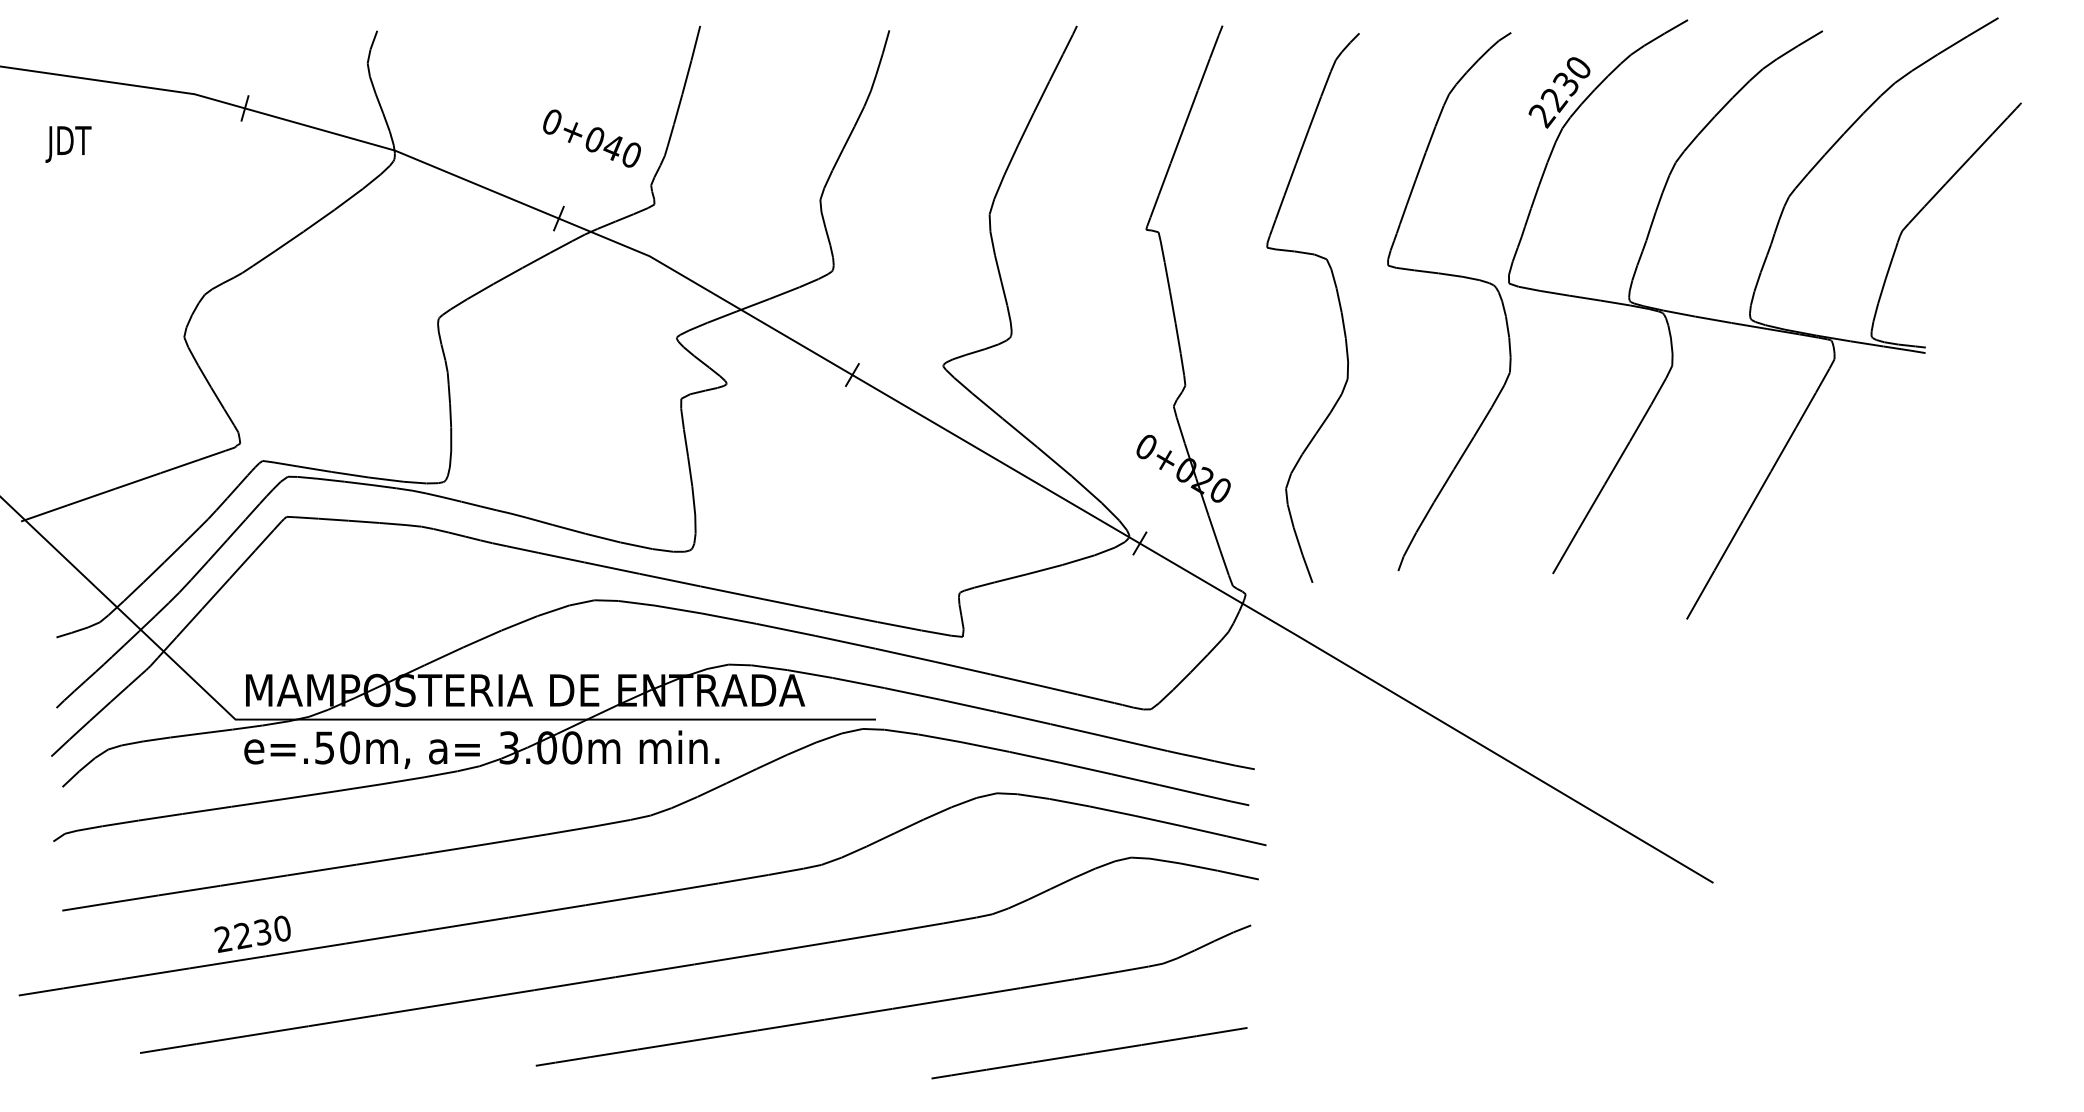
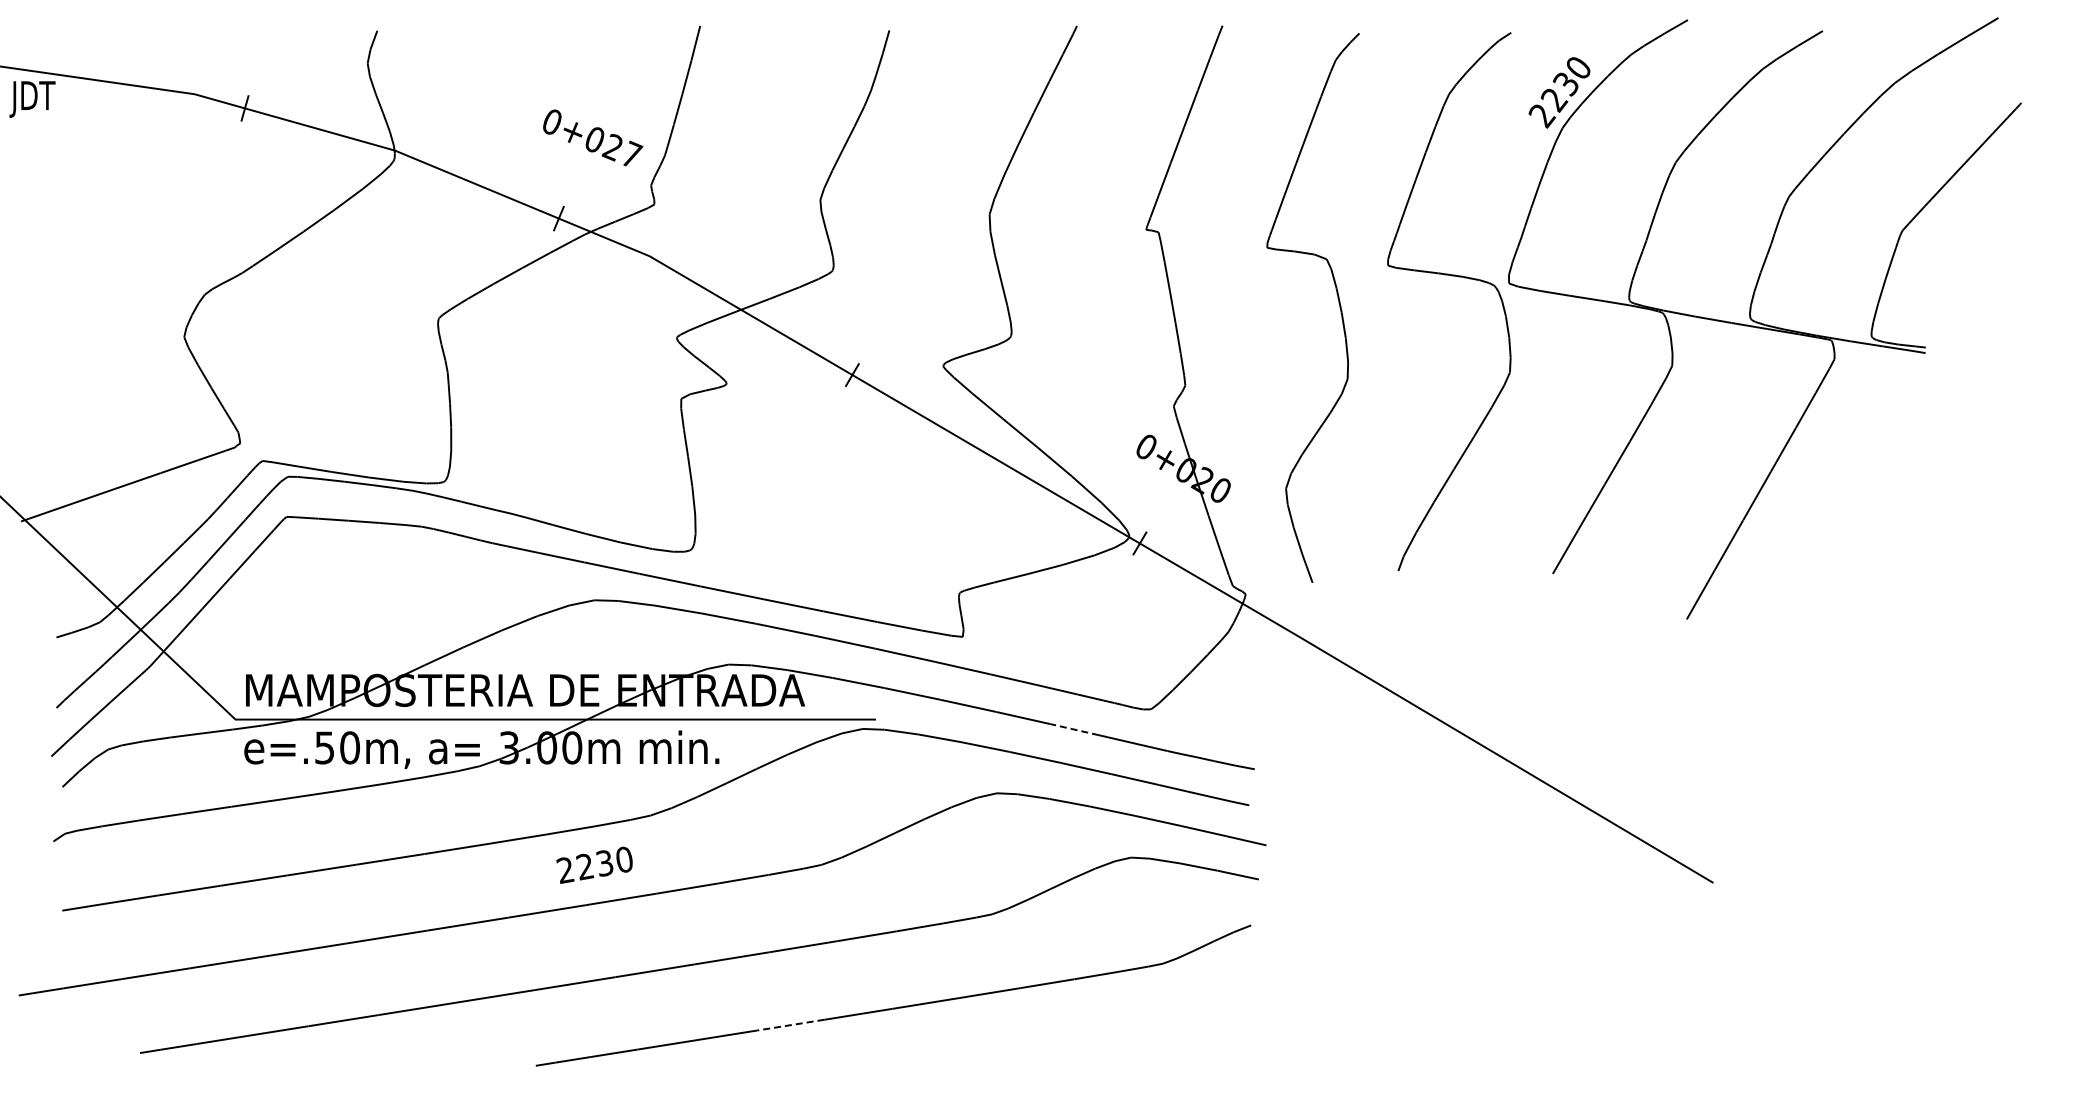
text position: (68, 144) -> (32, 99) (32, 99)
text: 0+040 -> 0+027 (622, 150)
line: solid -> dashed (1074, 729)
text position: (252, 933) -> (594, 864) (594, 864)
line: solid -> dashed (790, 1025)
line: present -> none (1089, 1053)
